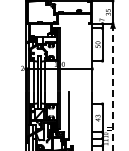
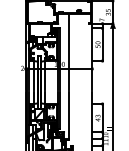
line: none -> present (68, 51)
line: dashed -> solid (113, 87)
